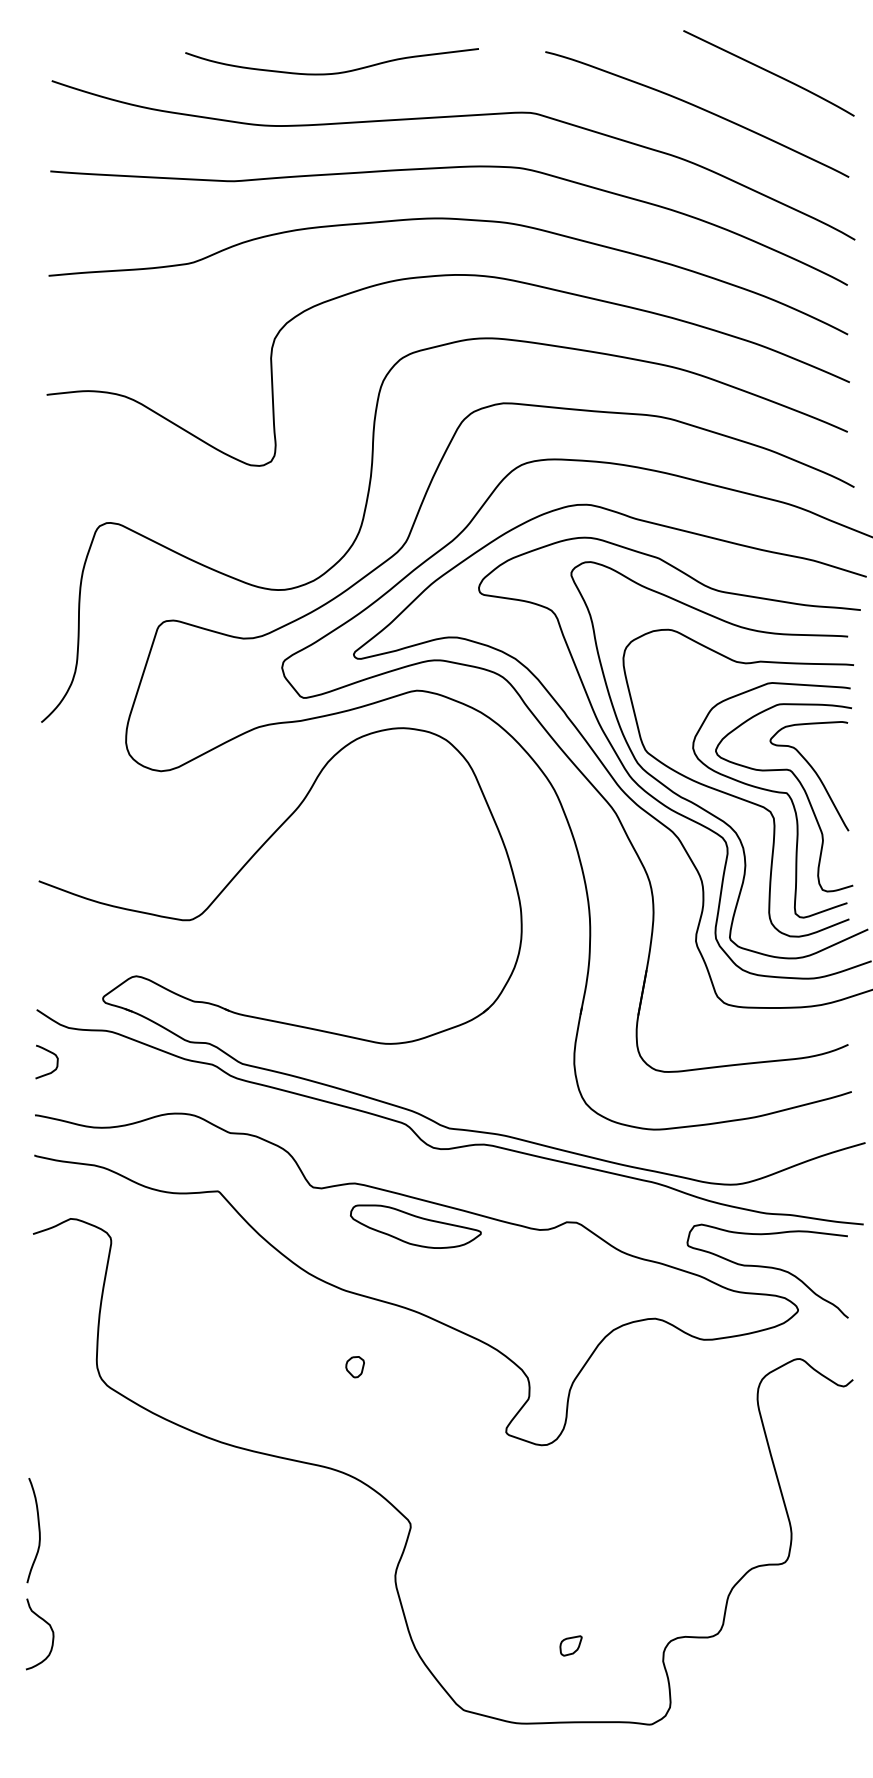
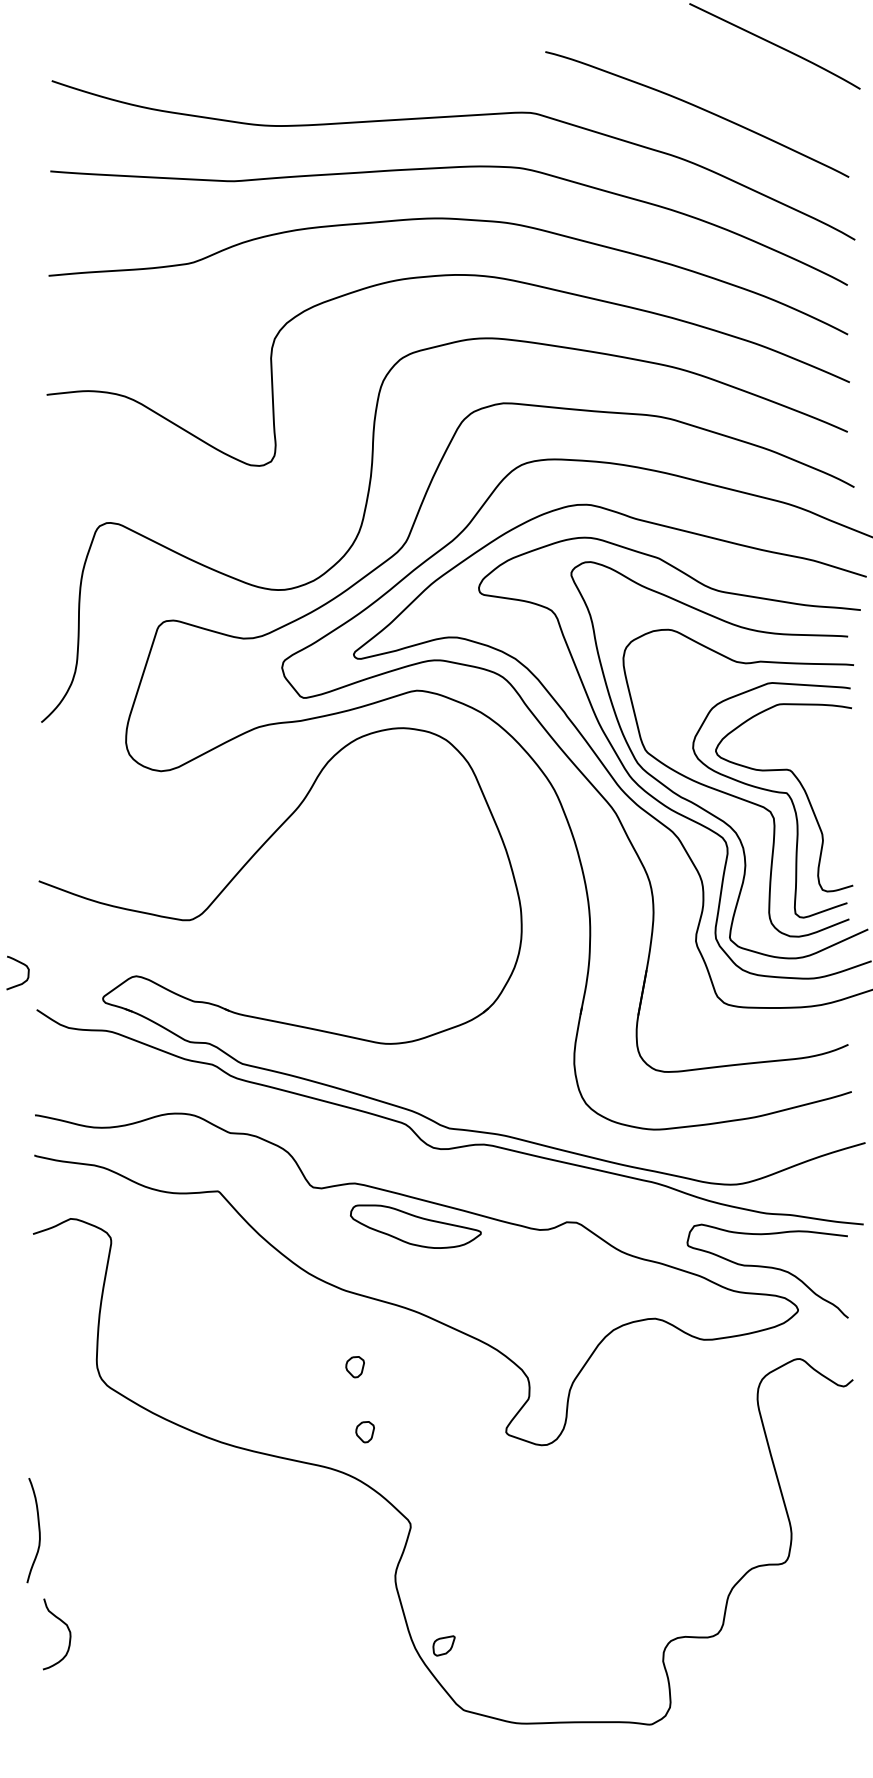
curve: present -> none (333, 72)
curve position: (768, 72) -> (774, 45) (774, 45)
curve: present -> none (815, 774)
curve position: (50, 1053) -> (21, 964) (21, 964)
part: none -> present (364, 1432)
curve position: (51, 1631) -> (68, 1631) (68, 1631)
part position: (570, 1645) -> (443, 1645) (443, 1645)
